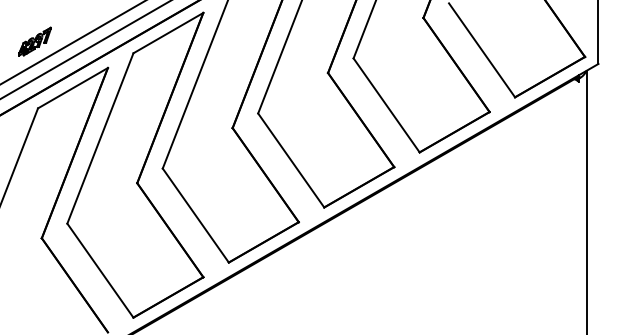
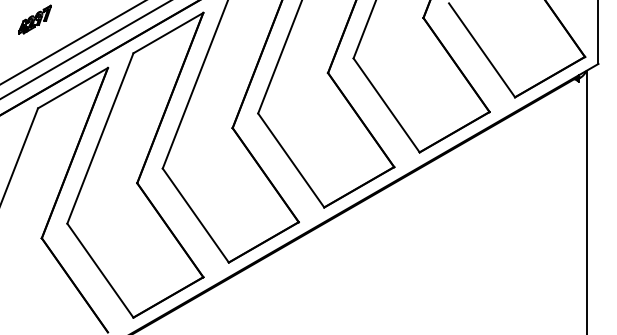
part position: (34, 41) -> (34, 19) (34, 19)
